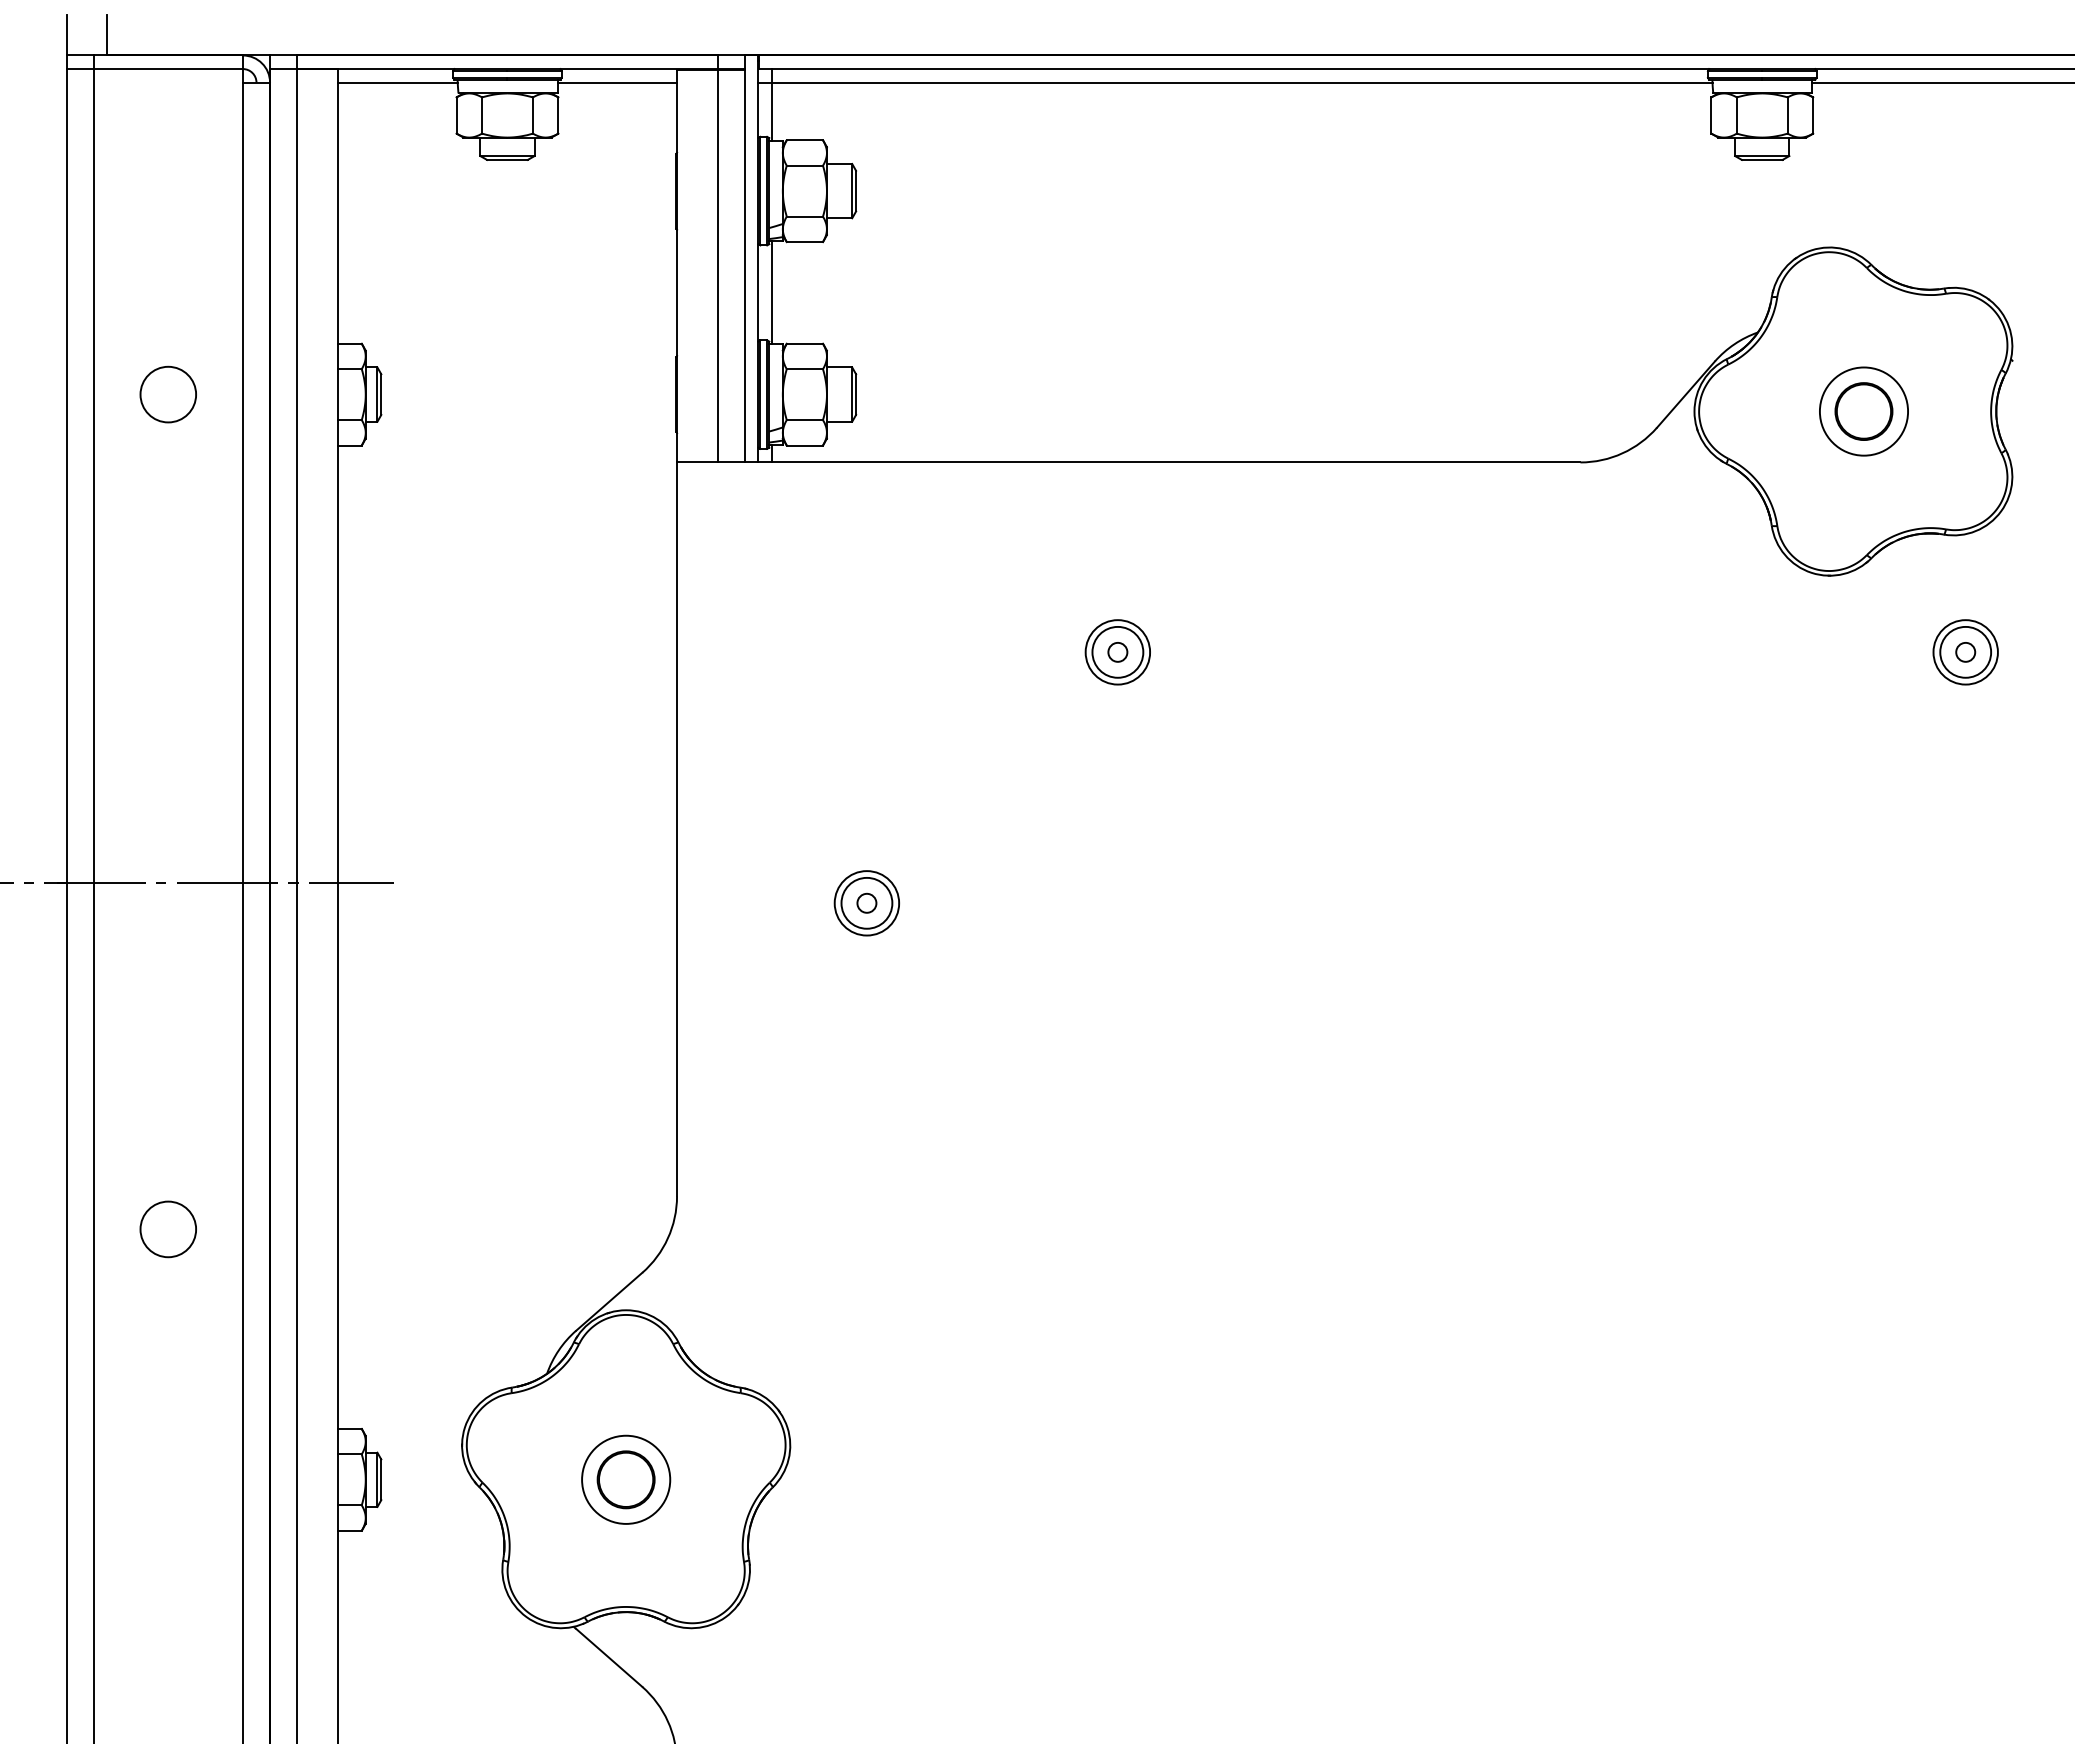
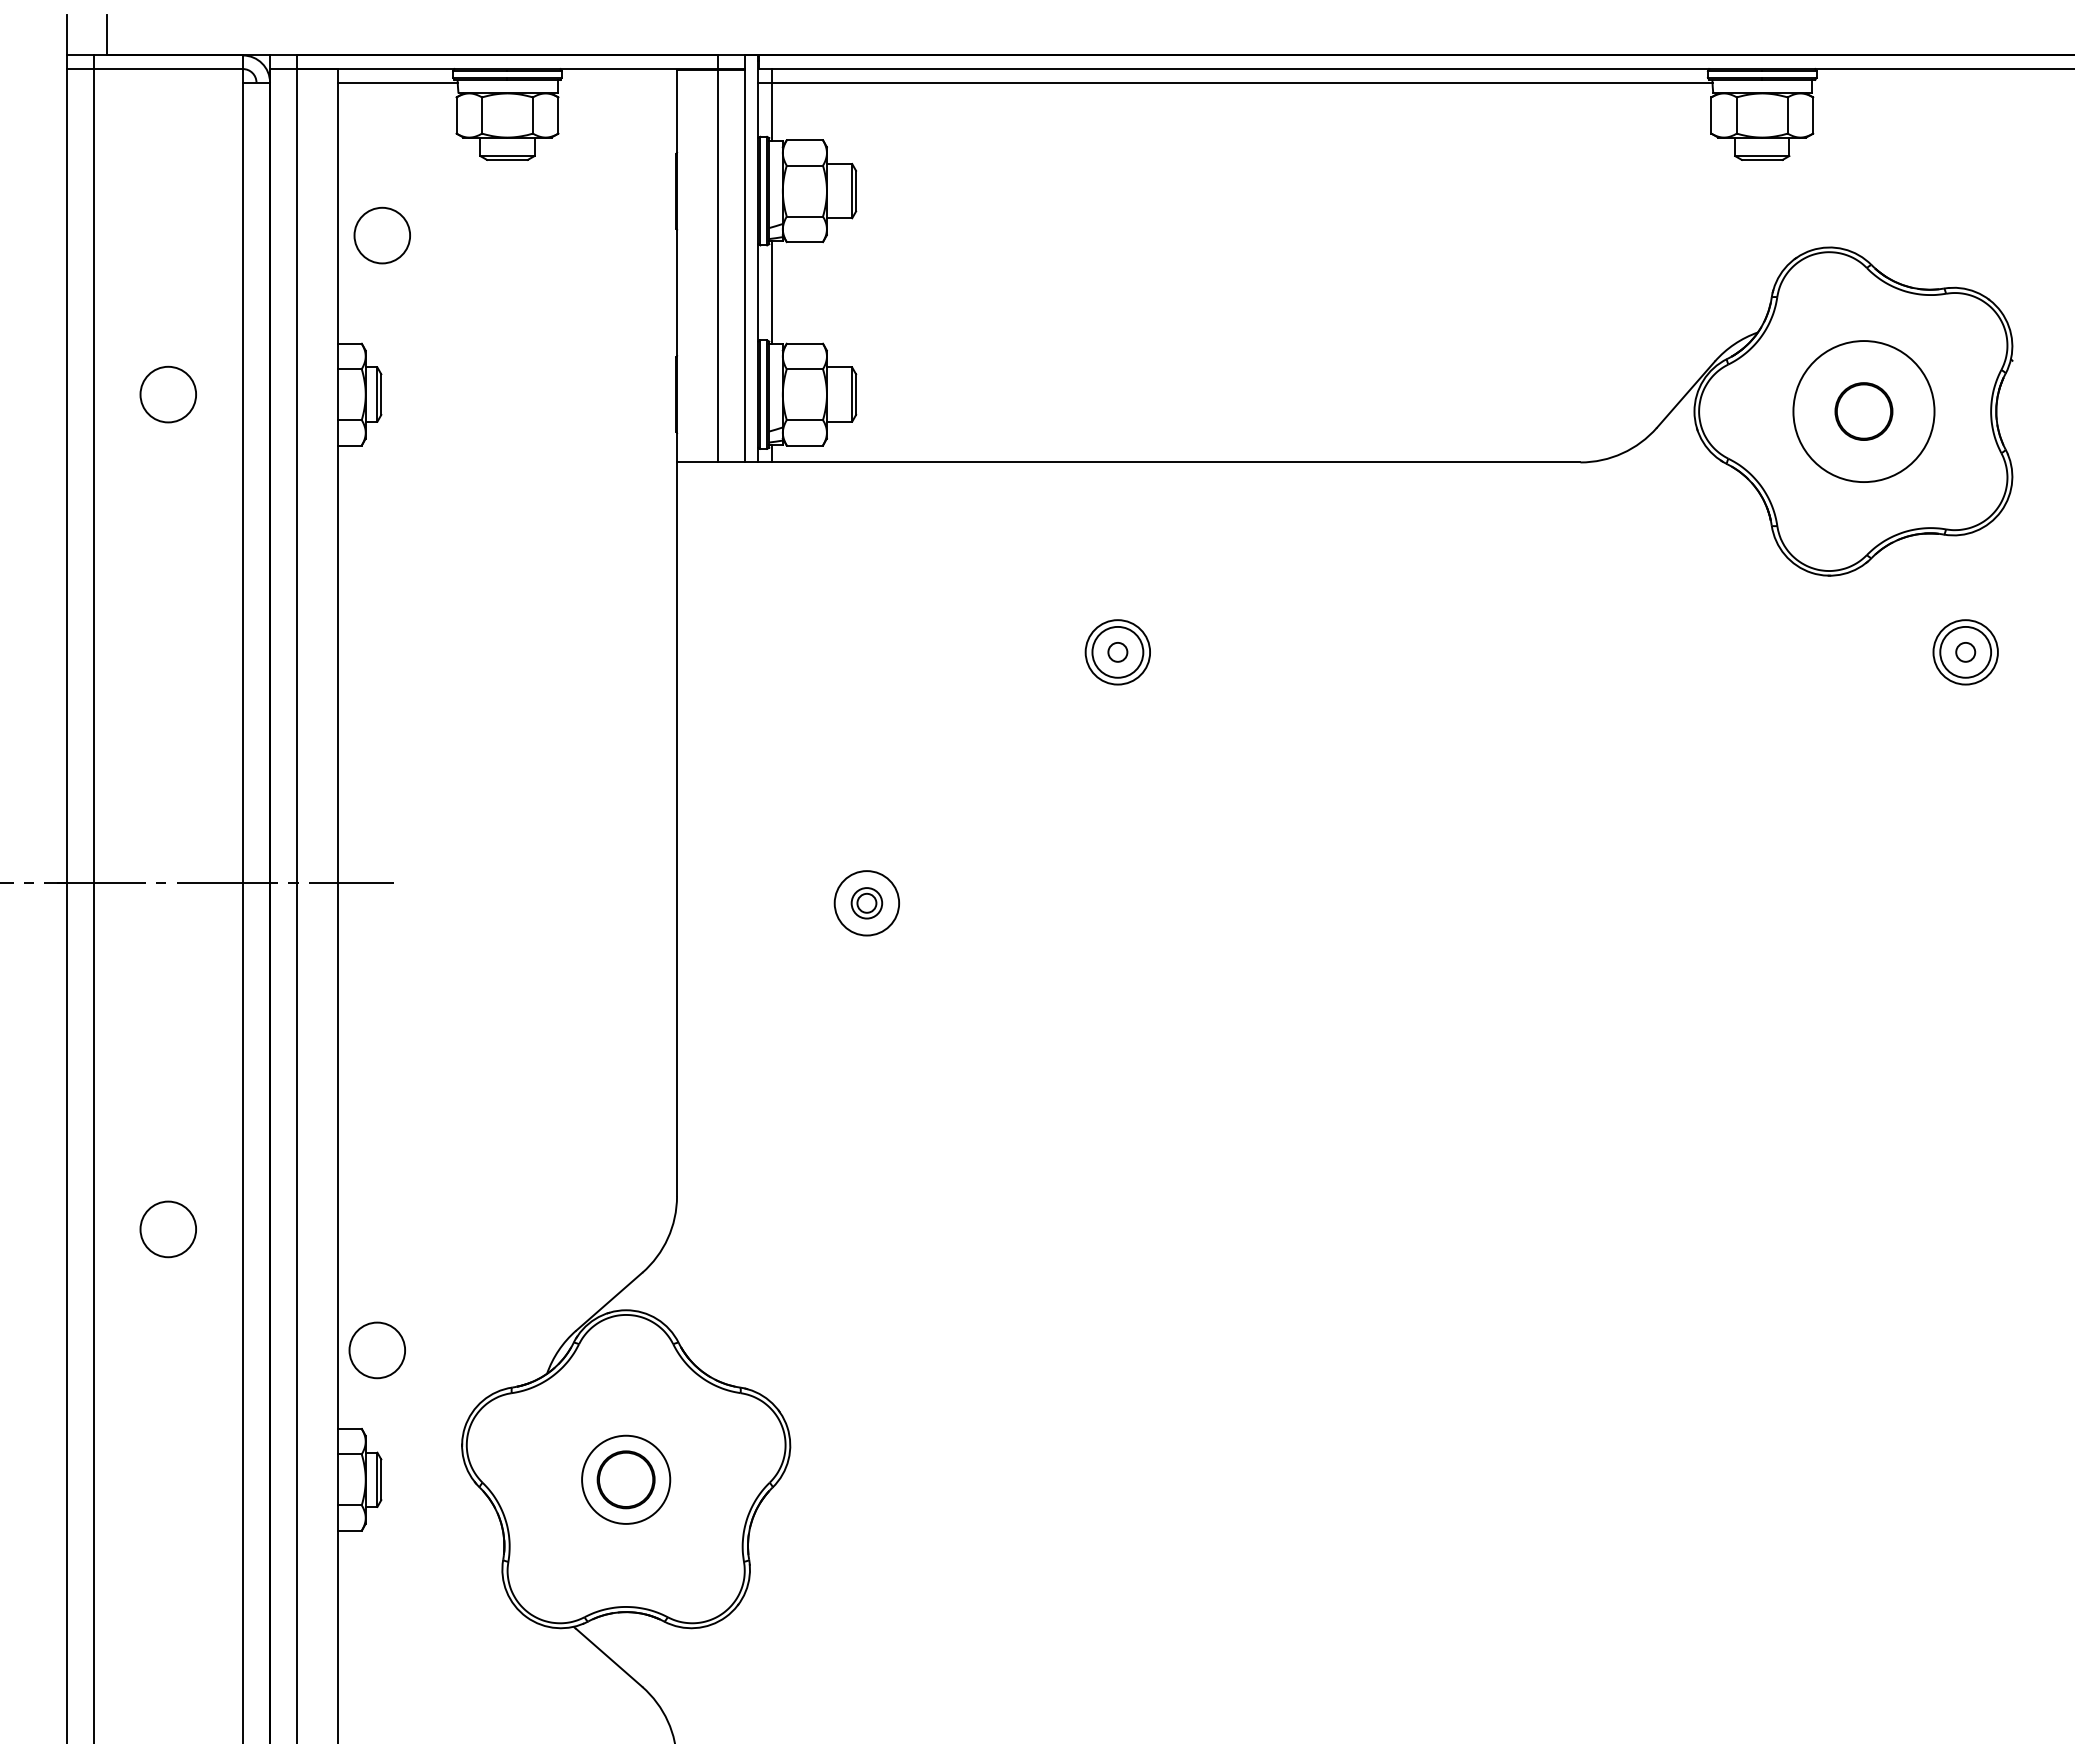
line: present -> none (617, 82)
line: present -> none (1941, 82)
circle: none -> present (381, 235)
circle diameter: 88 px -> 141 px (1863, 411)
circle diameter: 51 px -> 31 px (866, 903)
circle: none -> present (376, 1350)
